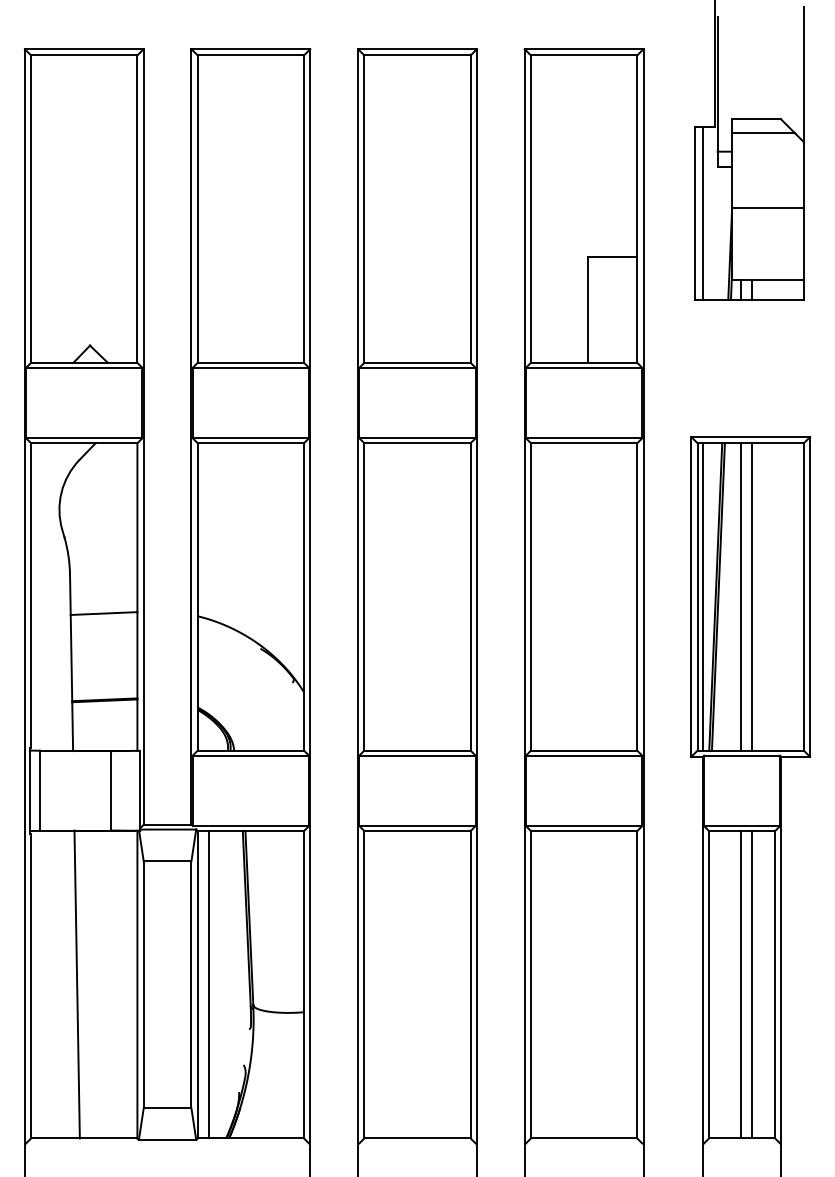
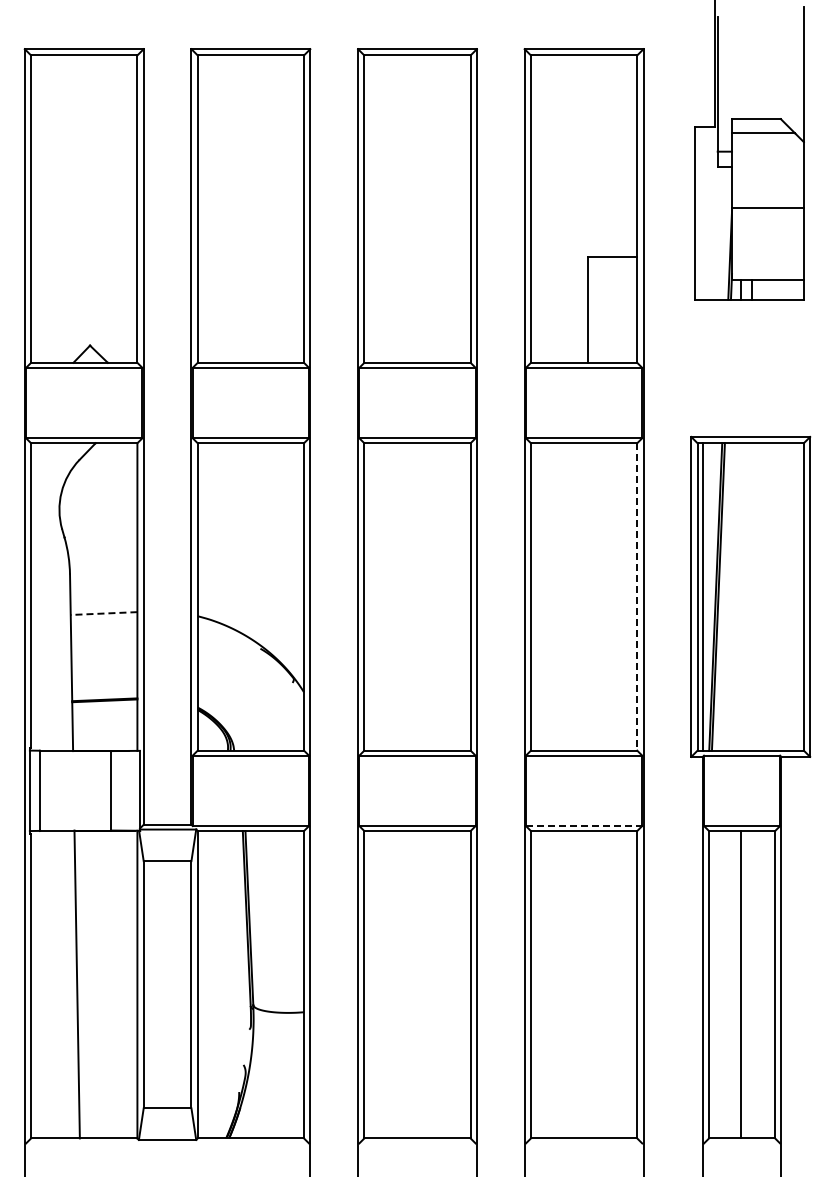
line: present -> none (703, 213)
line: solid -> dashed (637, 596)
line: present -> none (740, 596)
line: present -> none (751, 596)
line: solid -> dashed (103, 613)
line: solid -> dashed (584, 826)
line: present -> none (209, 984)
line: present -> none (751, 984)
